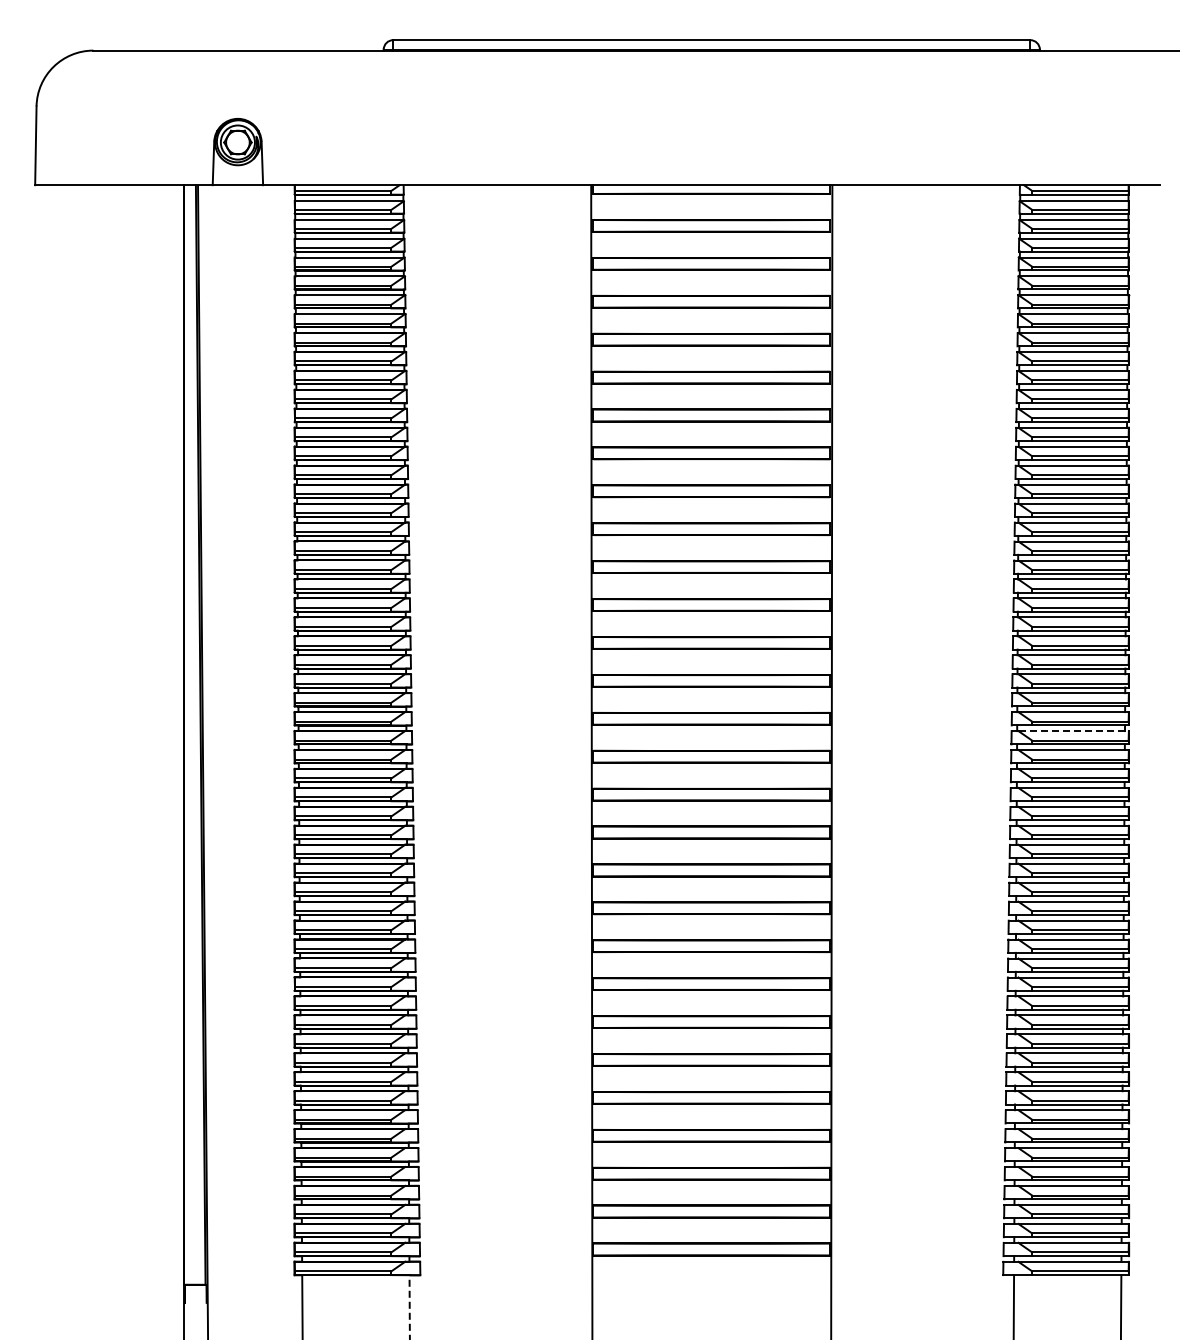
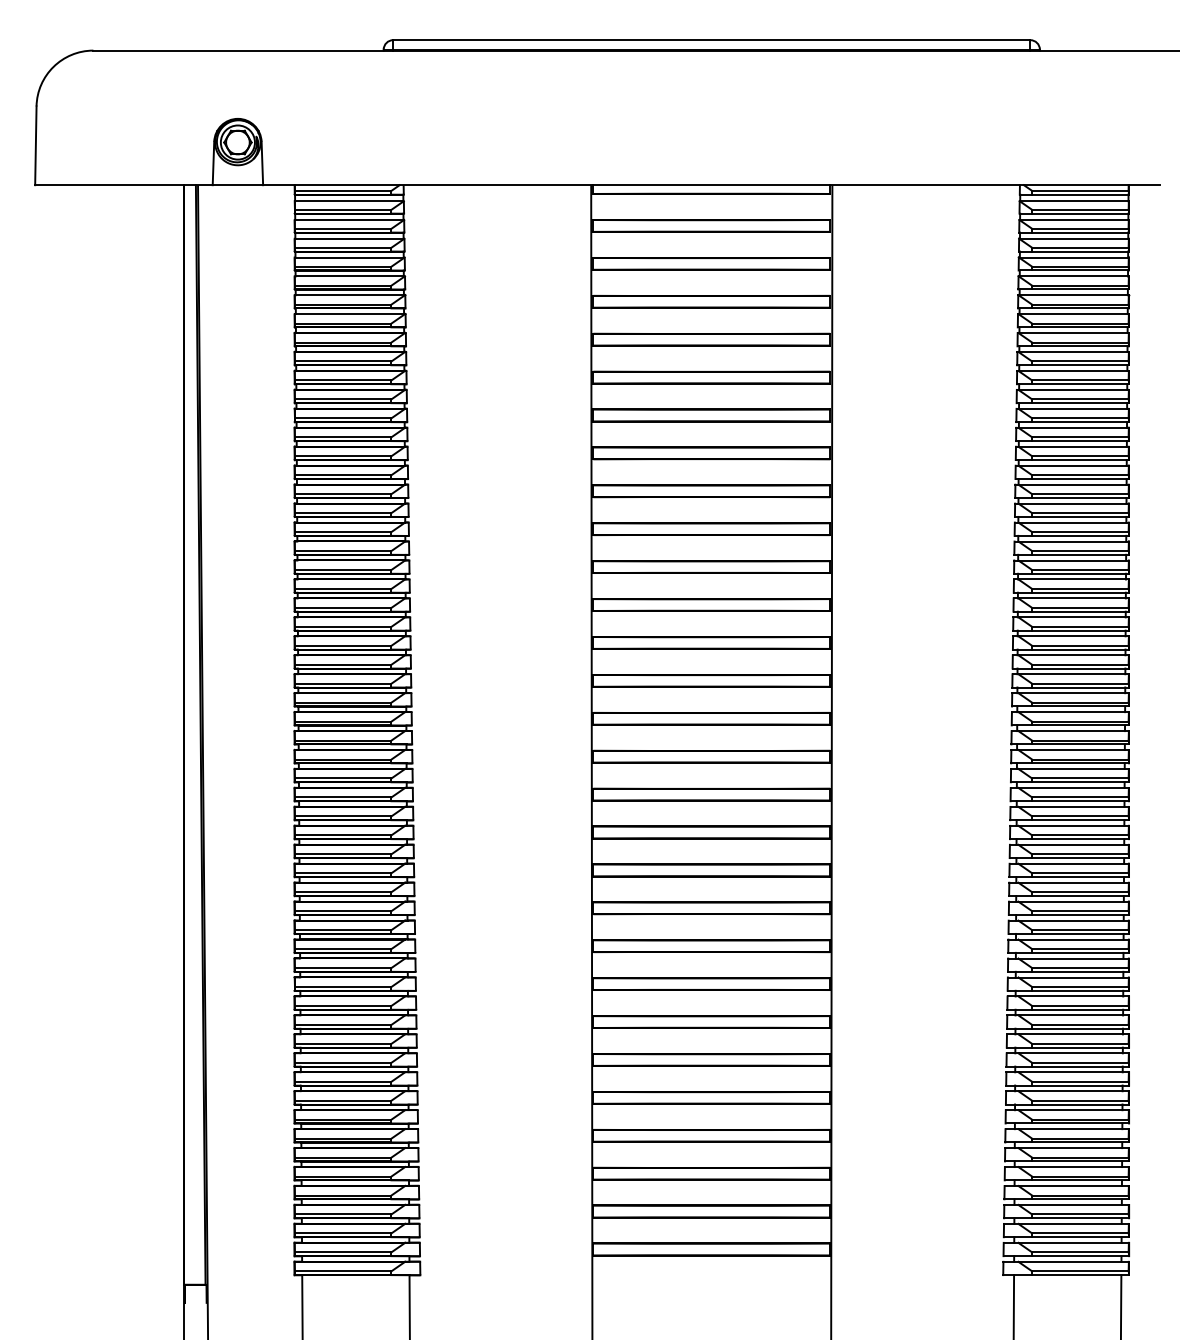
line: dashed -> solid (1074, 731)
line: dashed -> solid (409, 1307)
